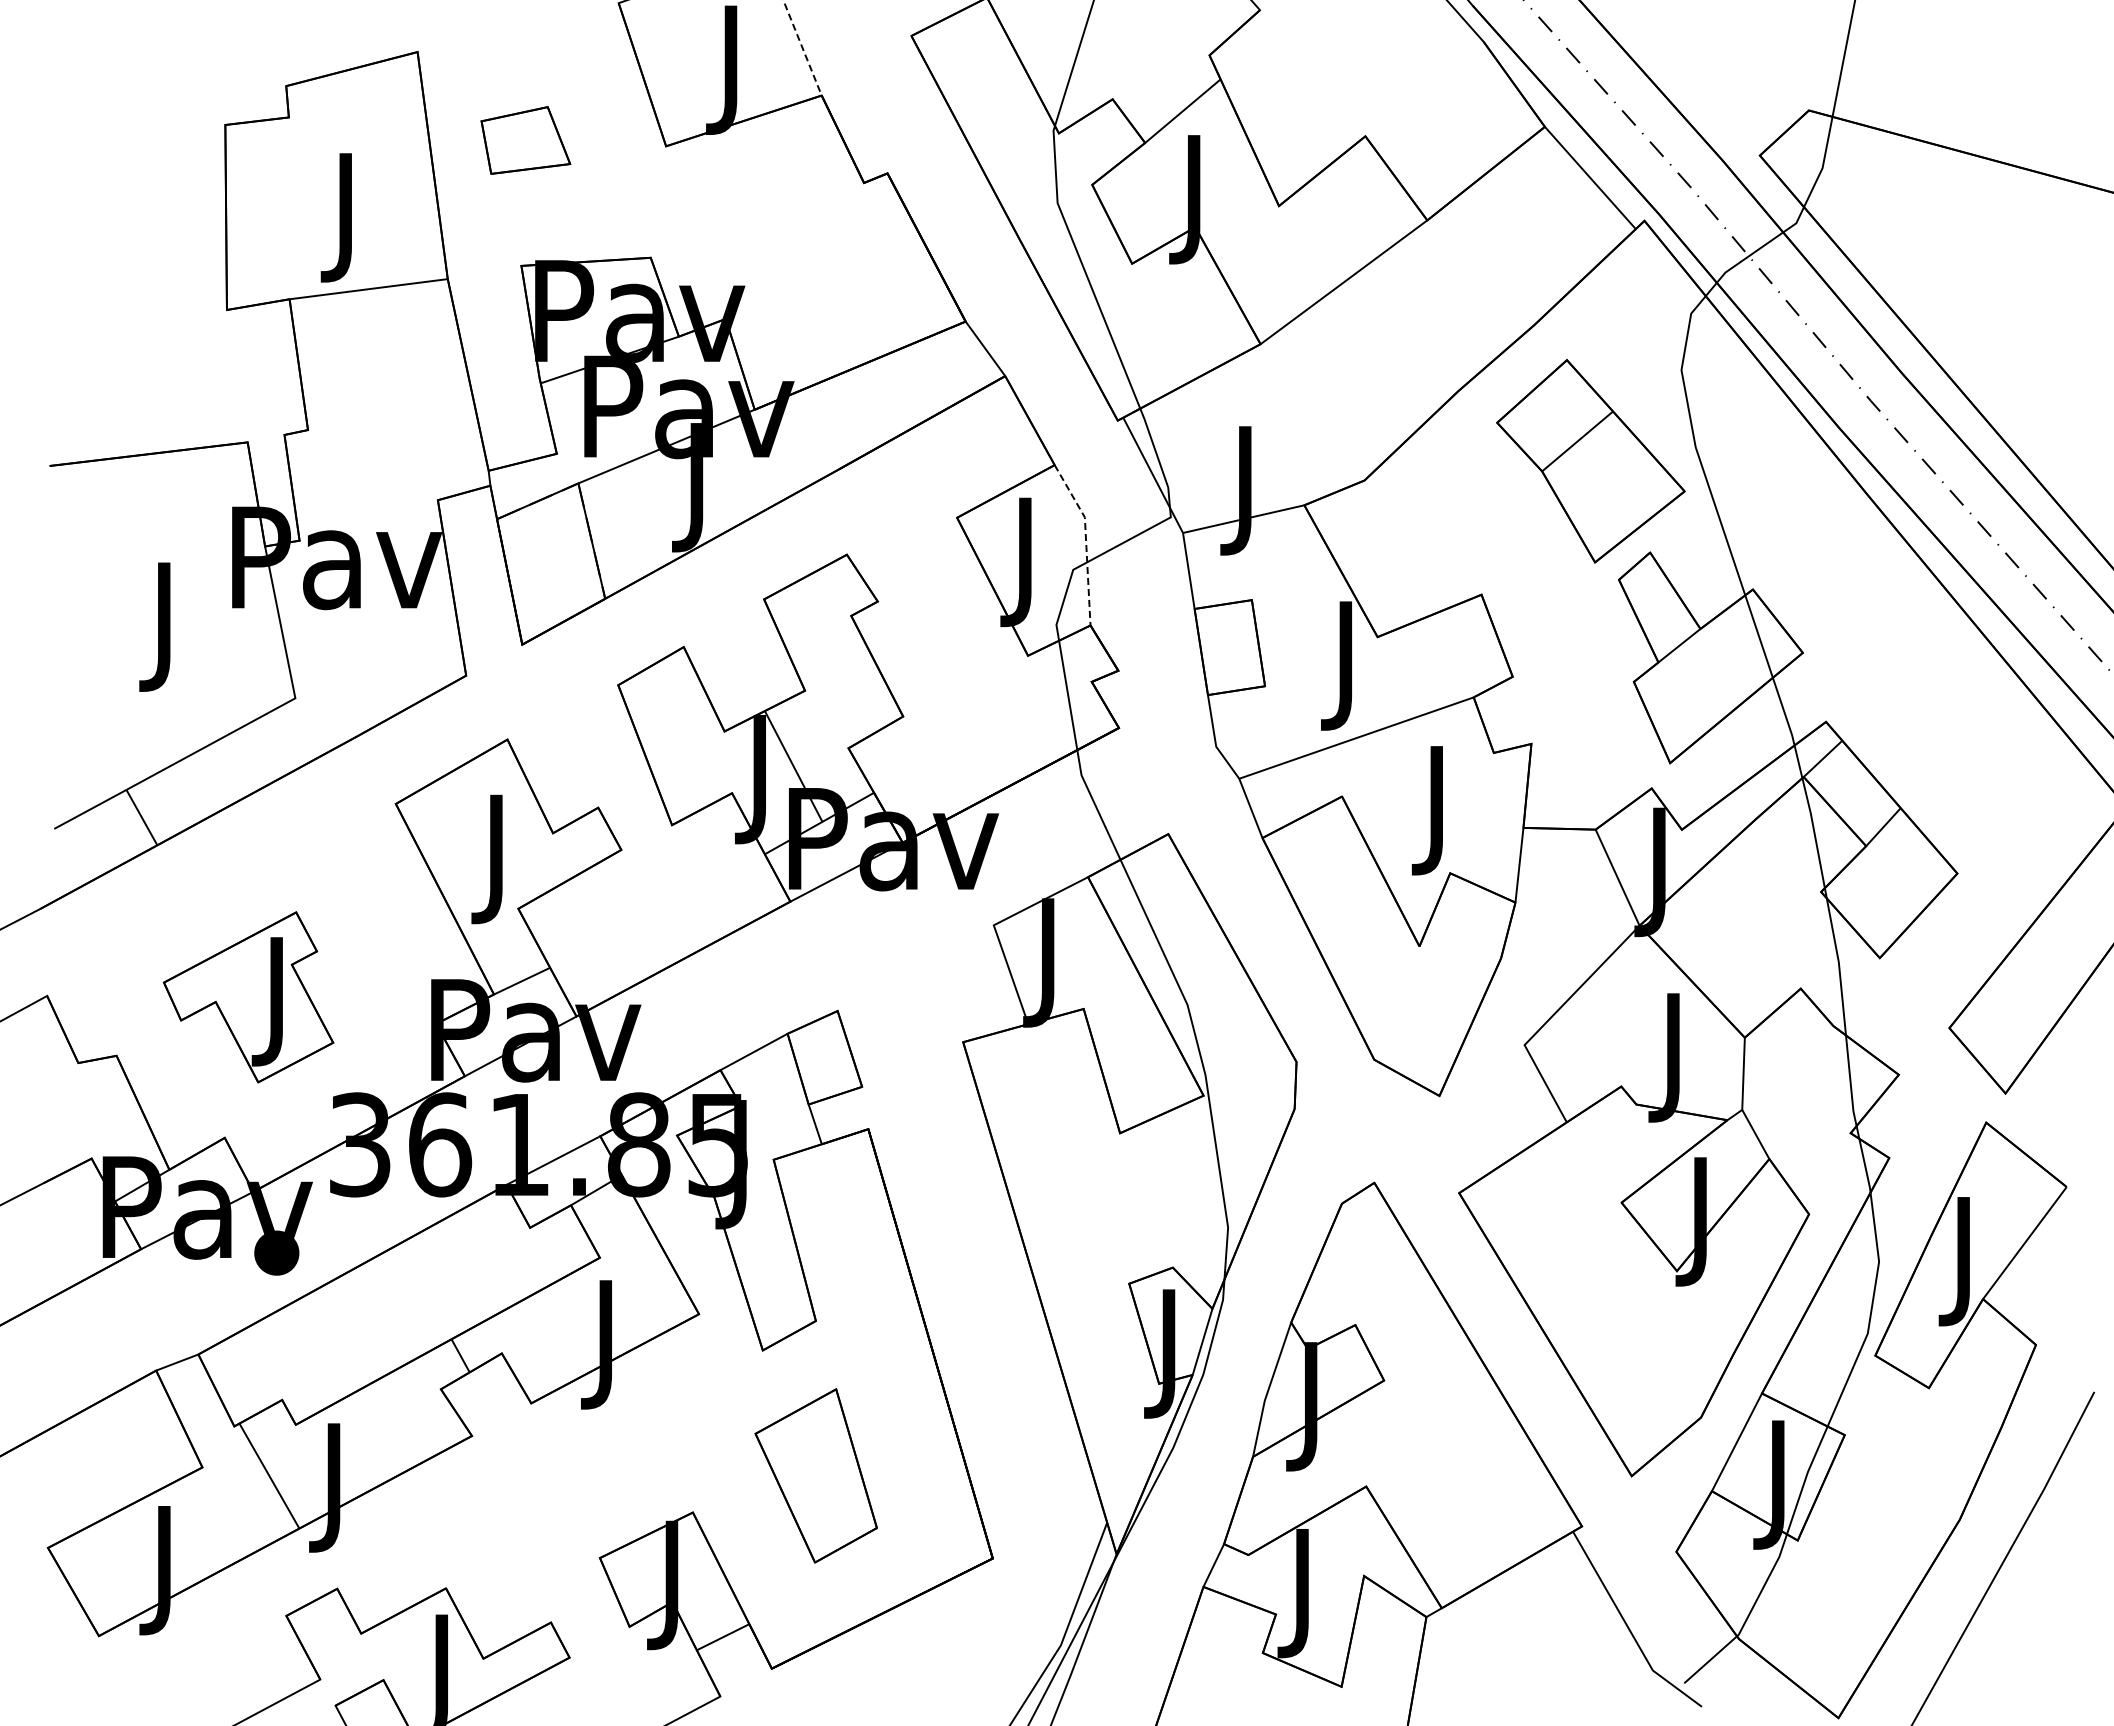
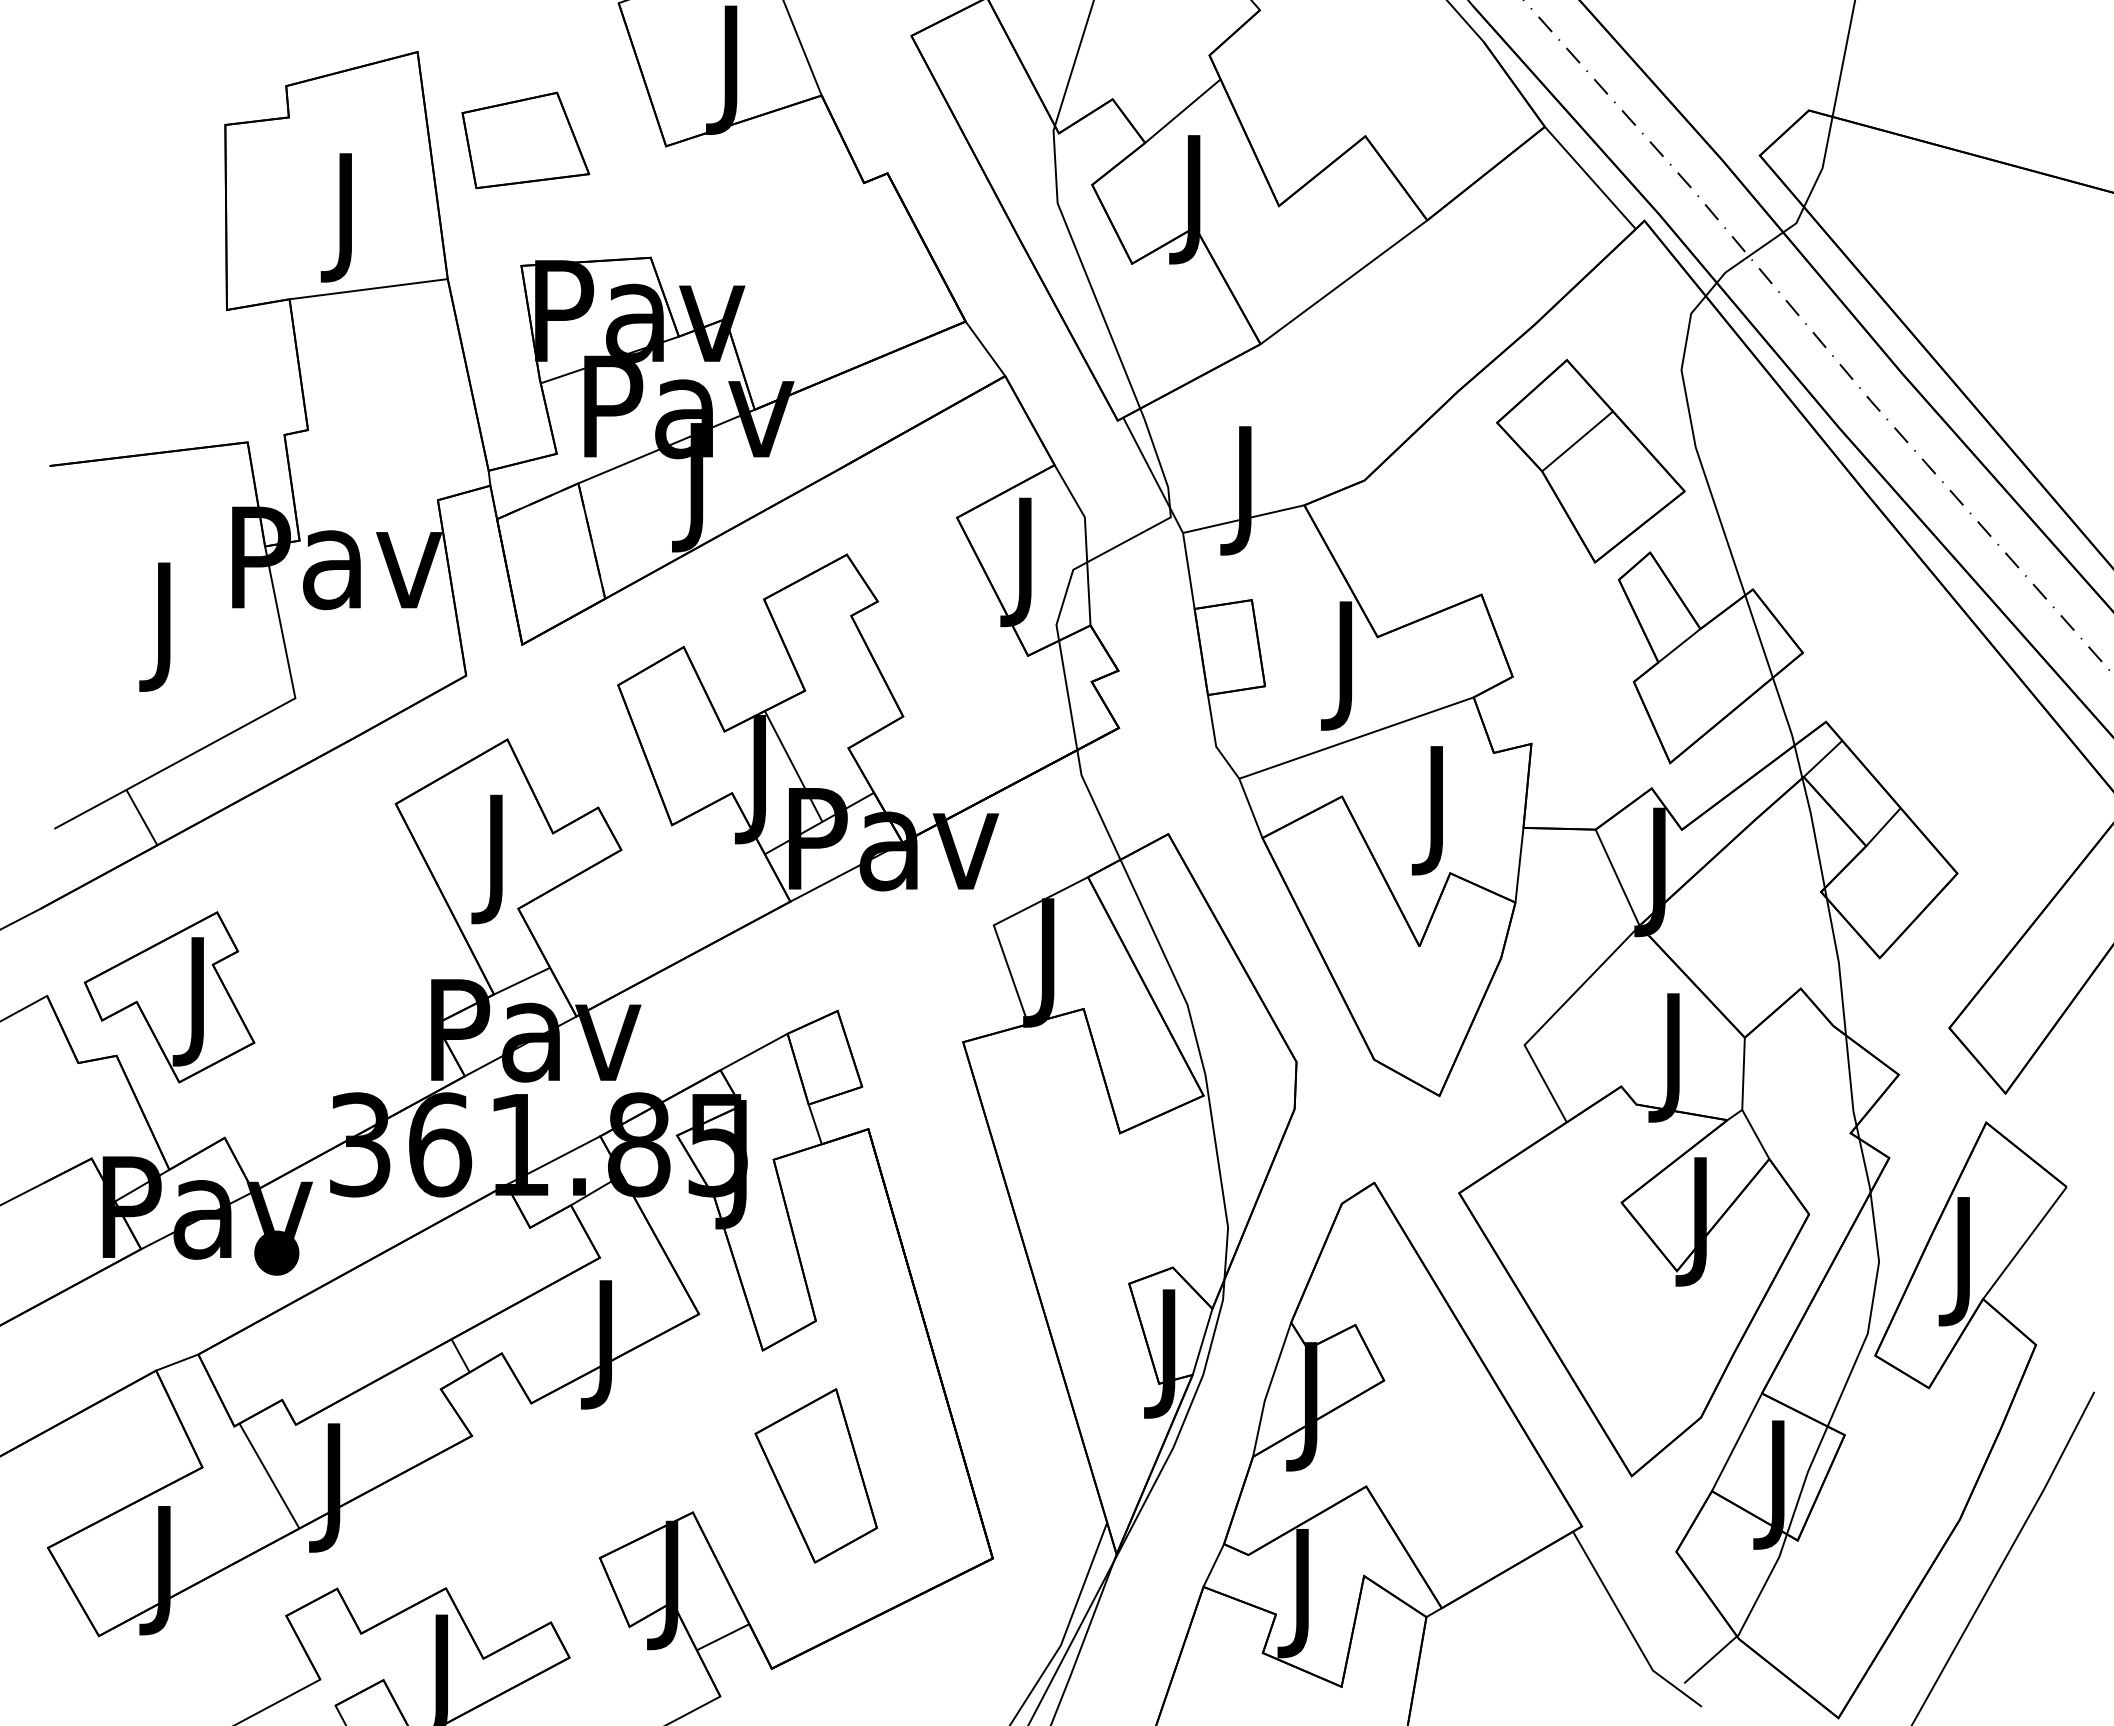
line: dashed -> solid (802, 48)
part size: 92x69 px -> 130x99 px (525, 140)
line: dashed -> solid (1086, 541)
part position: (248, 997) -> (169, 997) (169, 997)
